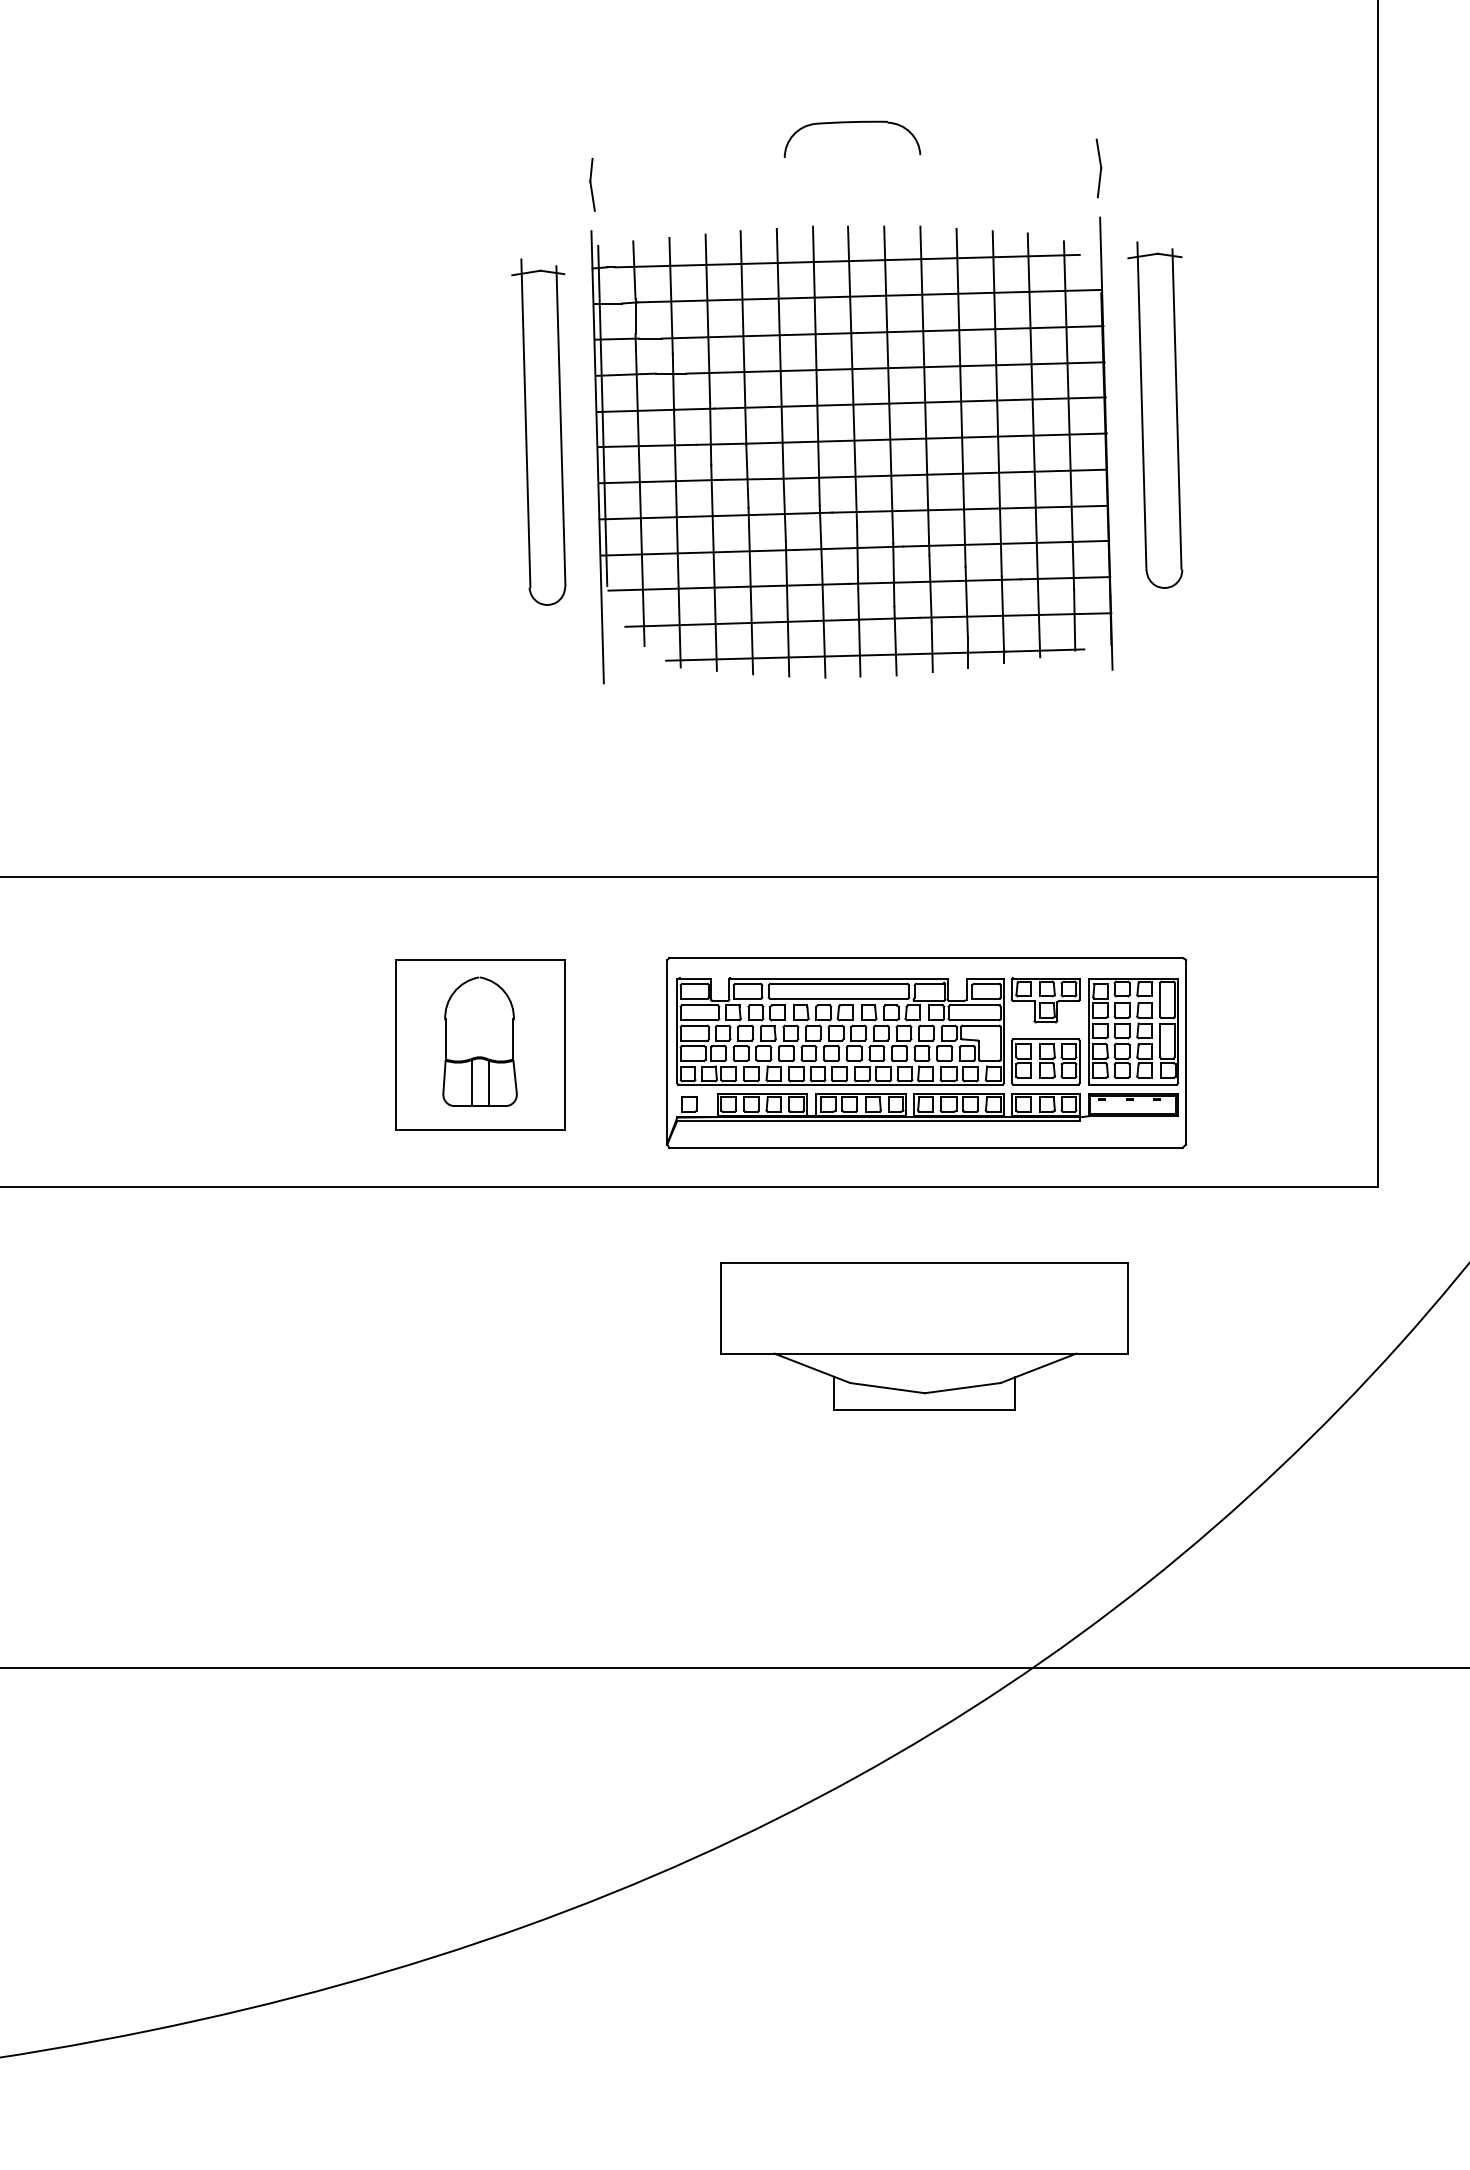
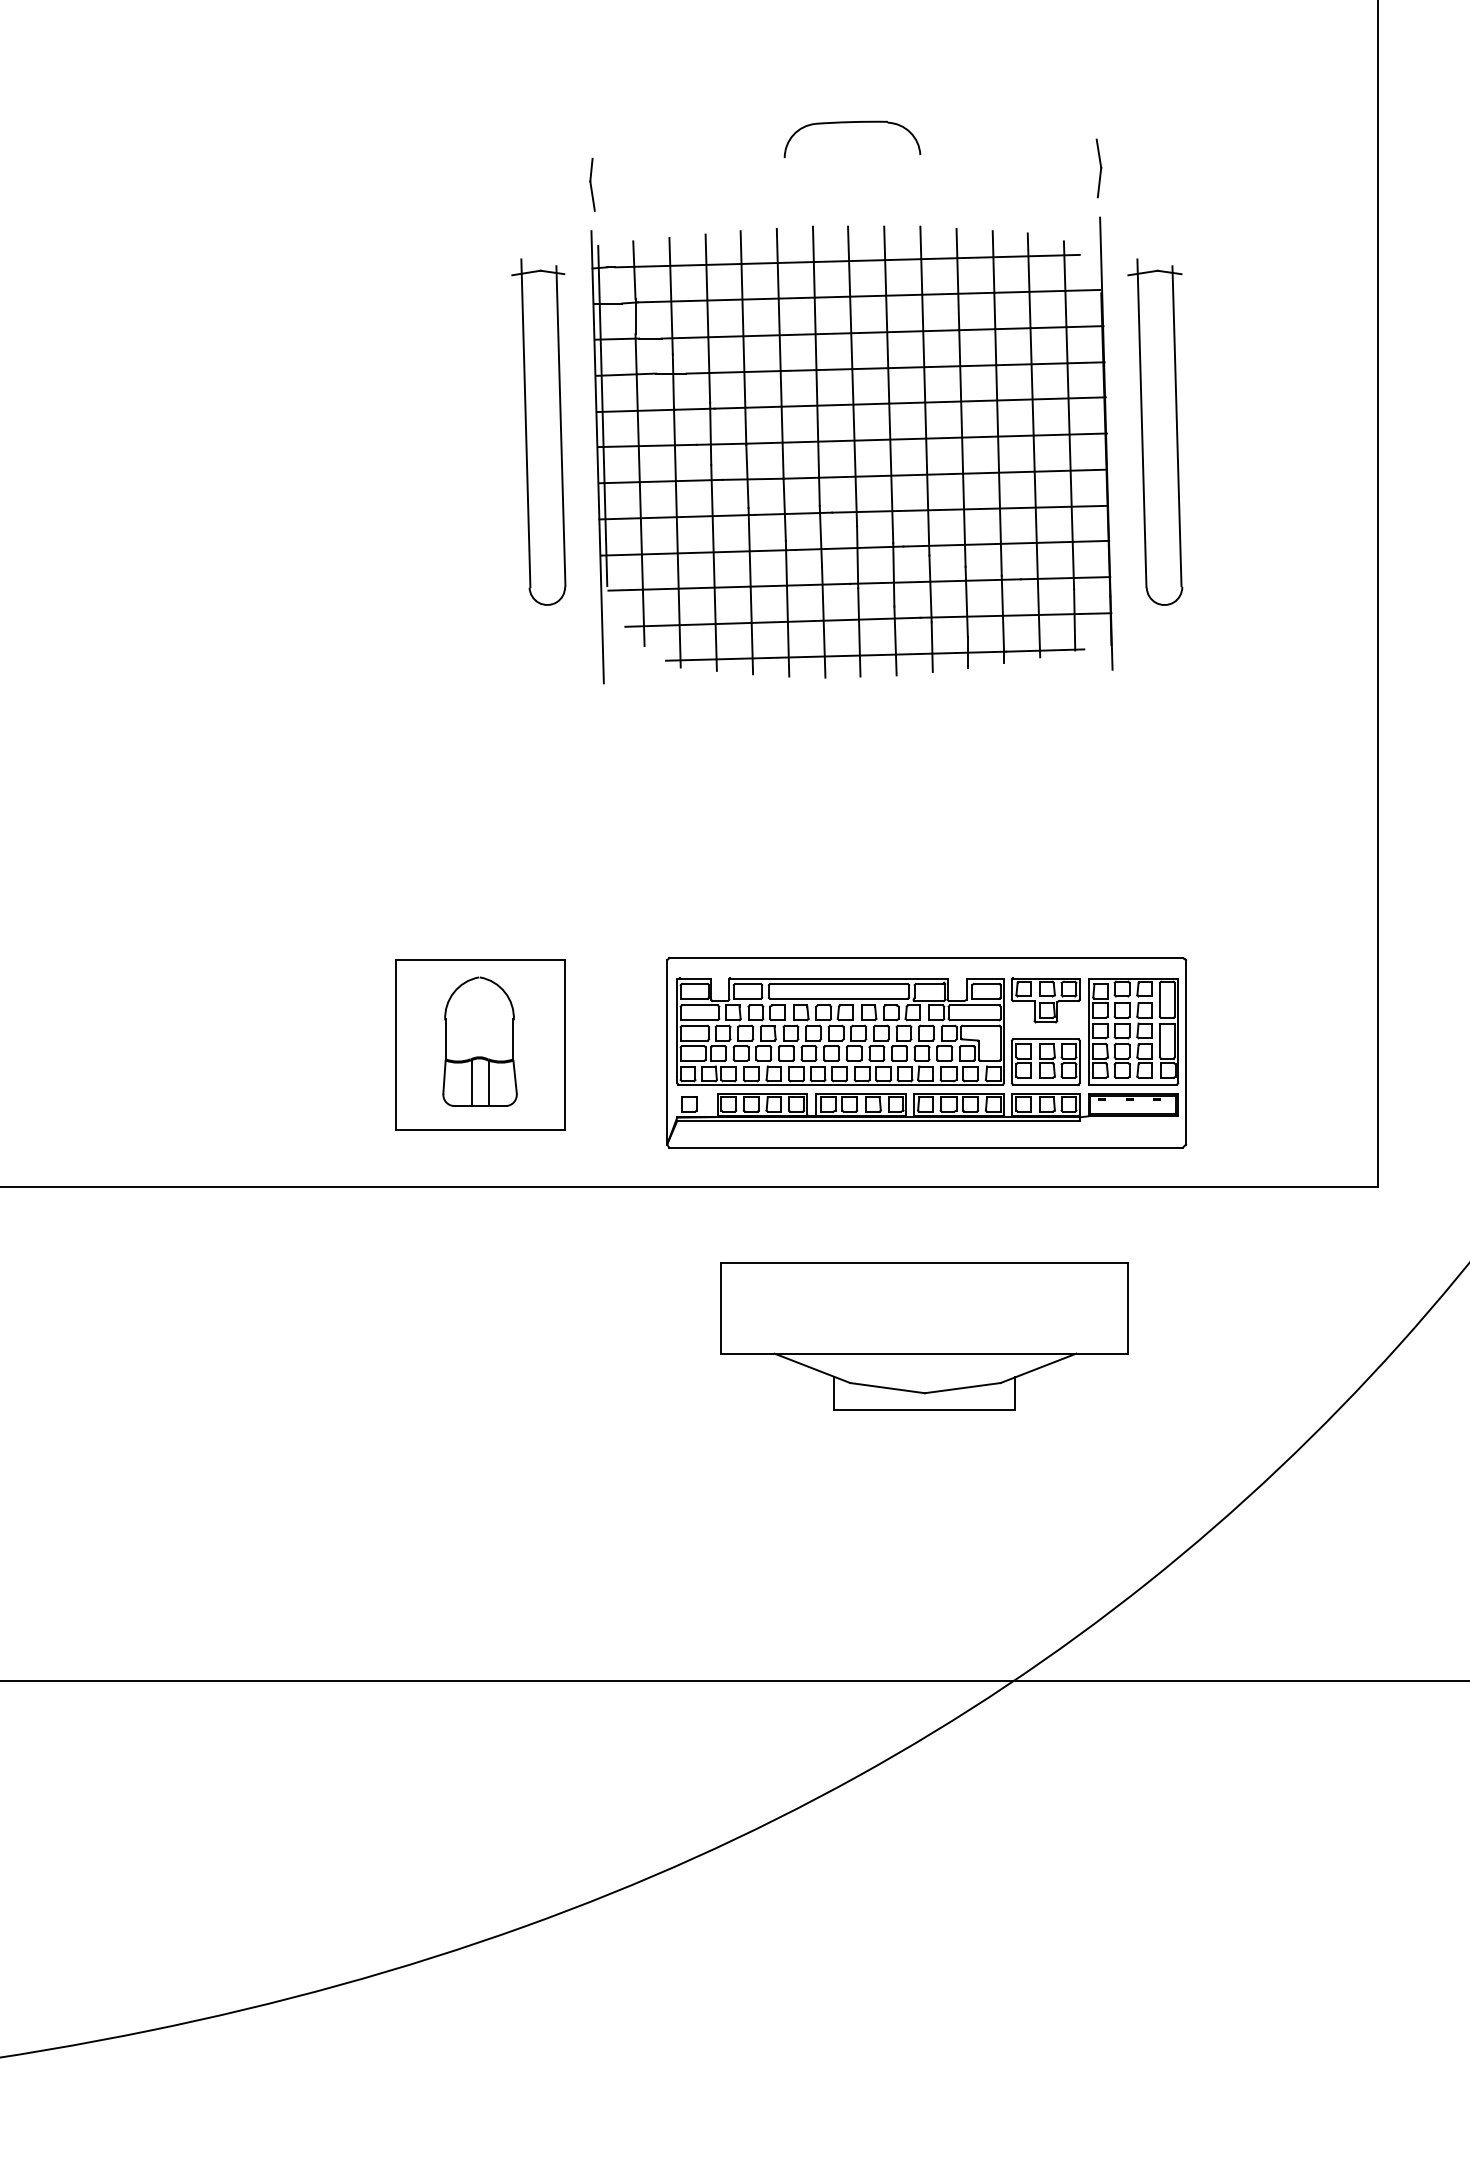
part position: (1155, 414) -> (1155, 431) (1155, 431)
line: present -> none (690, 876)
line position: (734, 1667) -> (734, 1680) (734, 1680)
